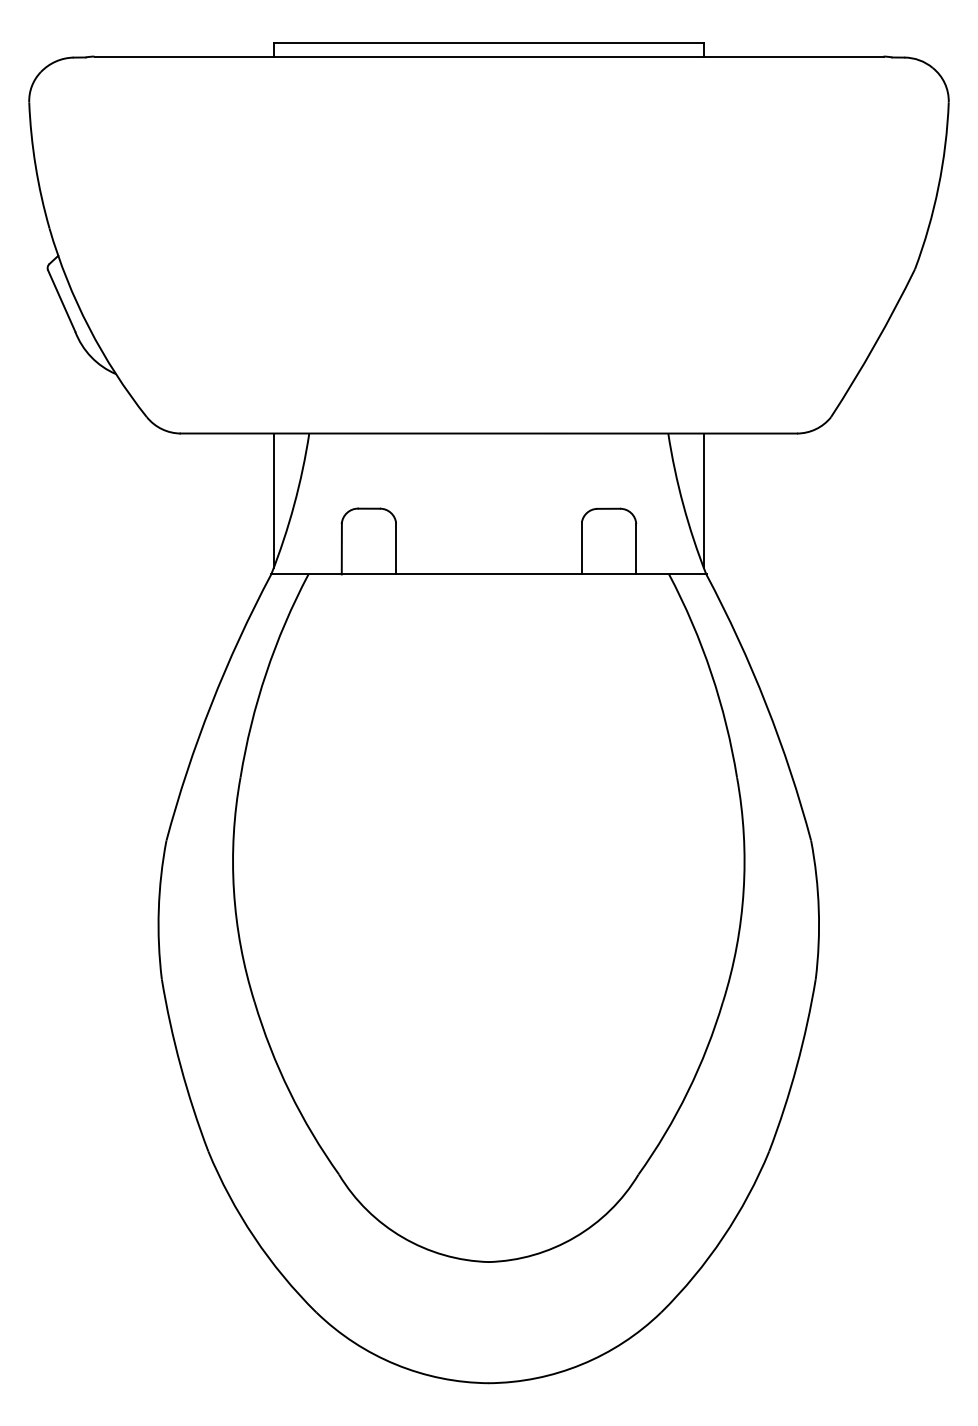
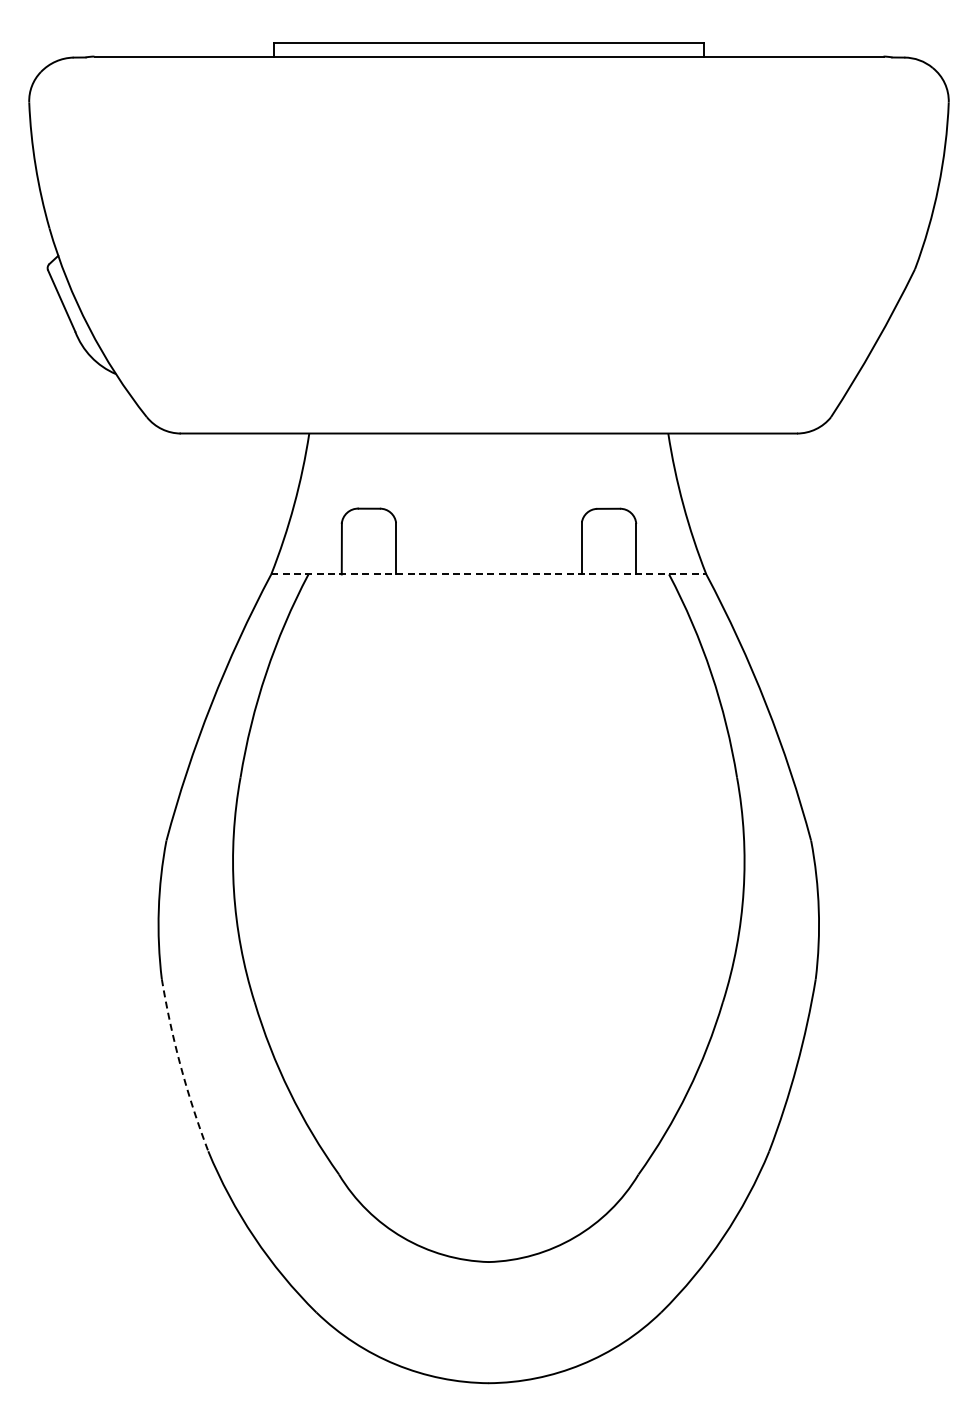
line: present -> none (273, 500)
line: present -> none (704, 500)
line: solid -> dashed (489, 574)
arc: solid -> dashed (180, 1066)
